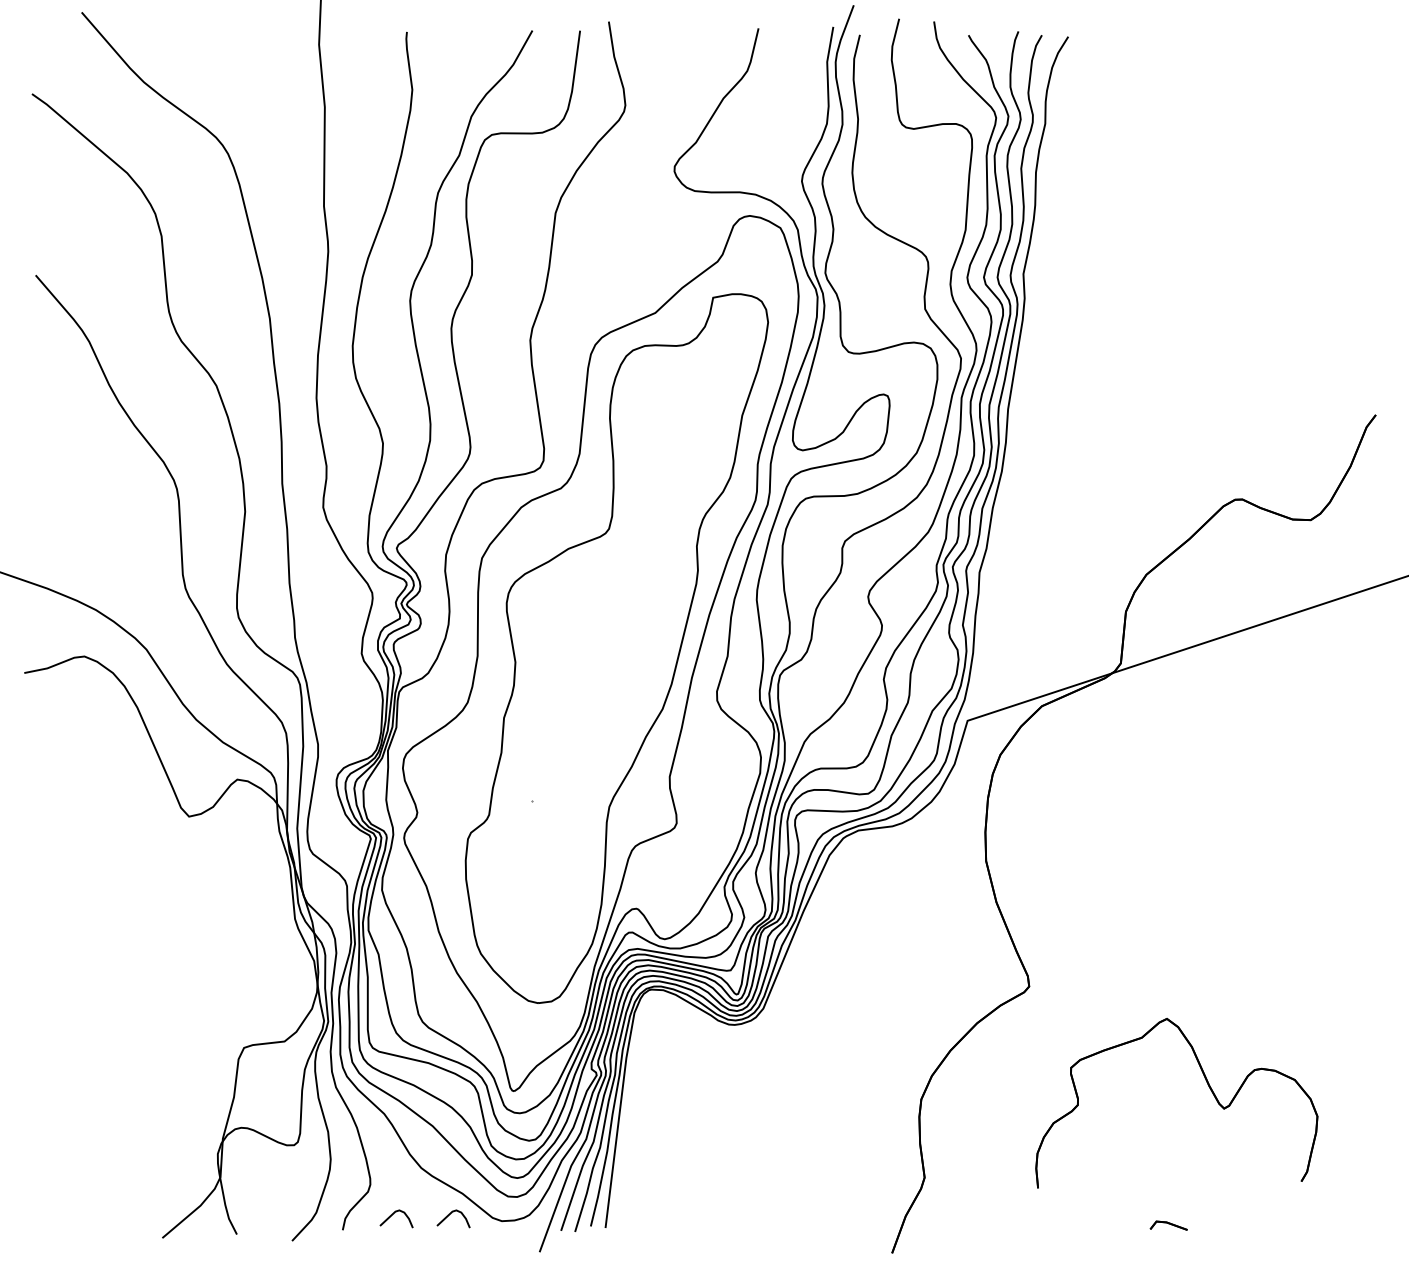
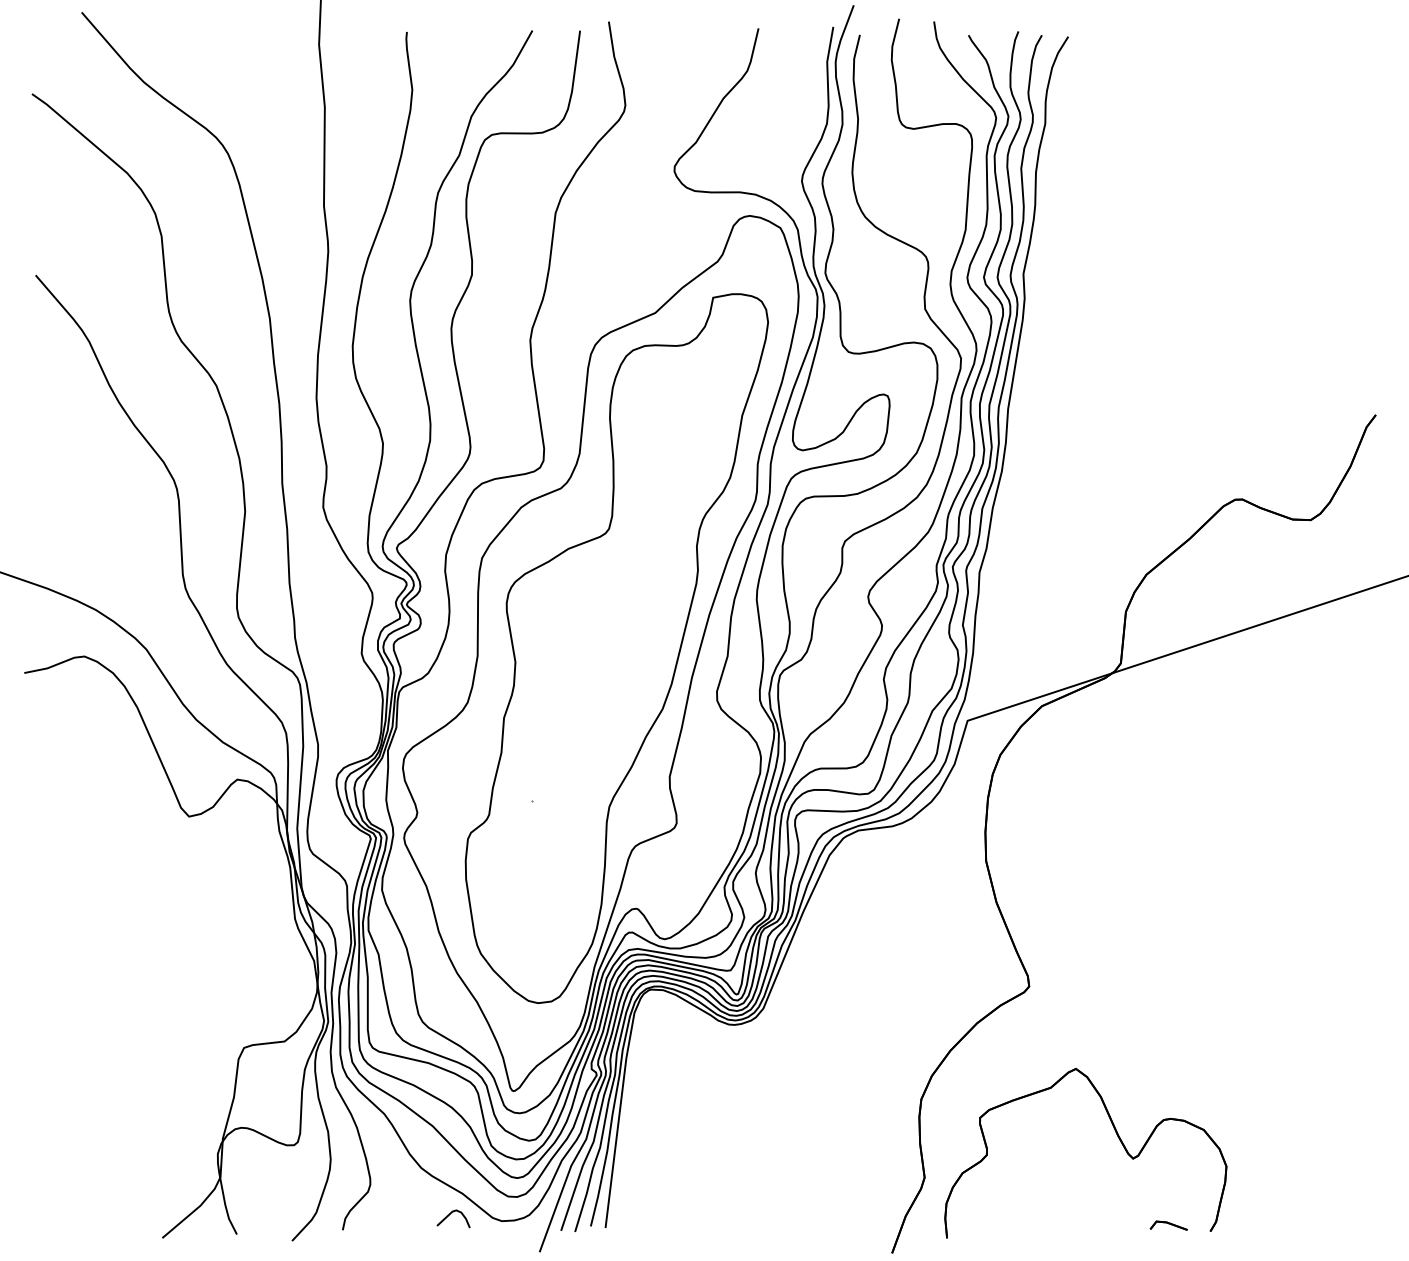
part position: (1208, 1086) -> (1117, 1136) (1117, 1136)
curve: present -> none (393, 1214)
